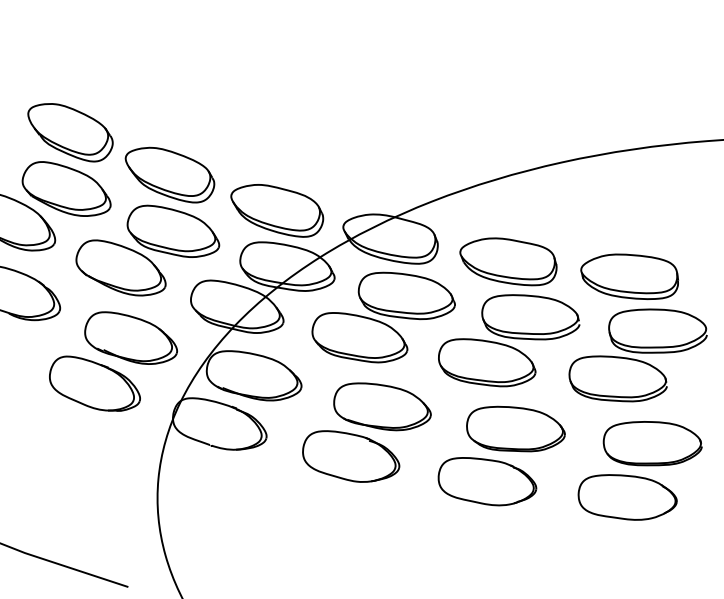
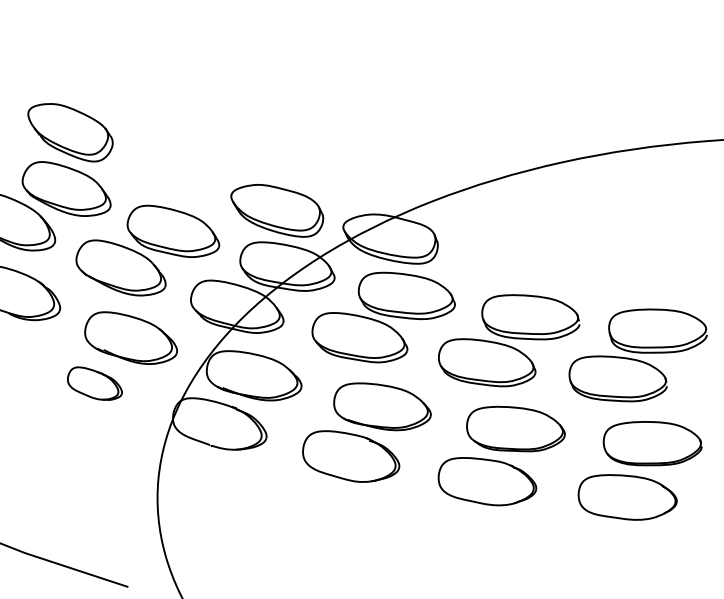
part: present -> none (169, 174)
part: present -> none (508, 261)
part: present -> none (629, 276)
part size: 92x57 px -> 56x35 px (94, 383)
